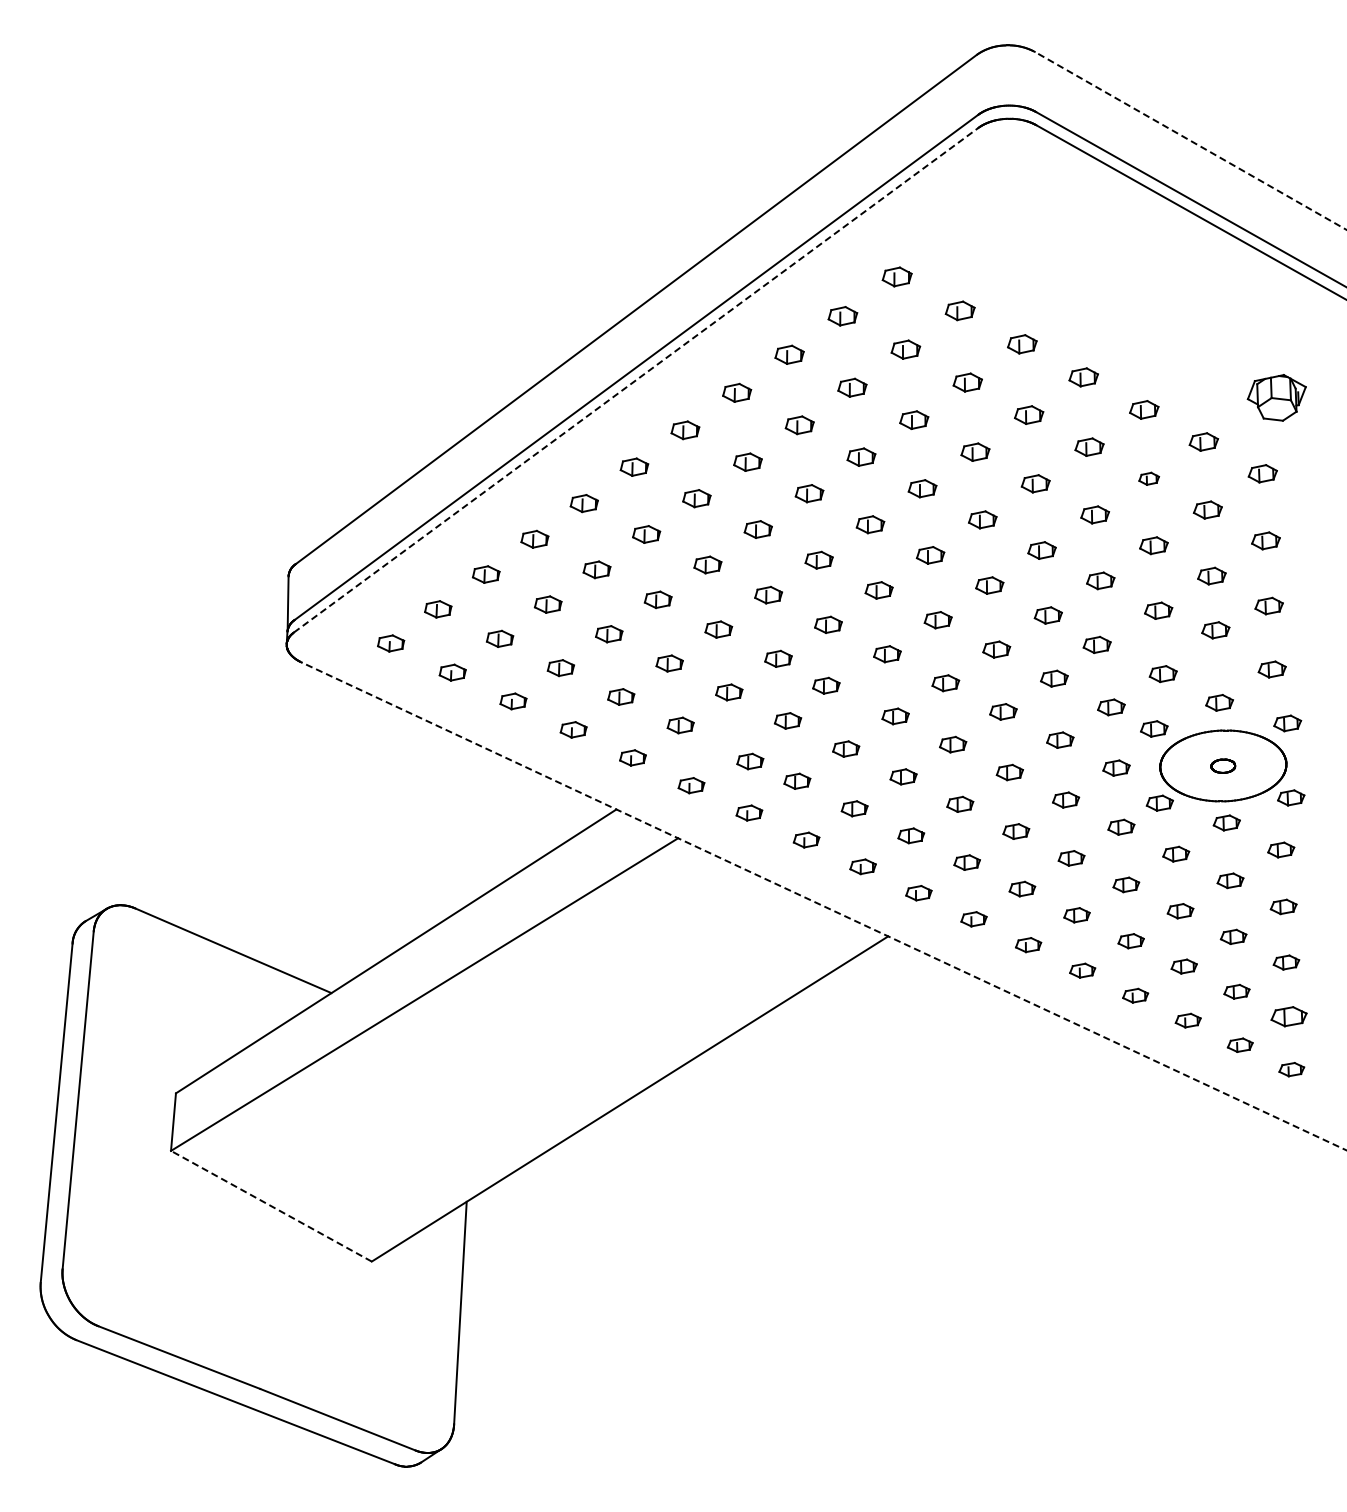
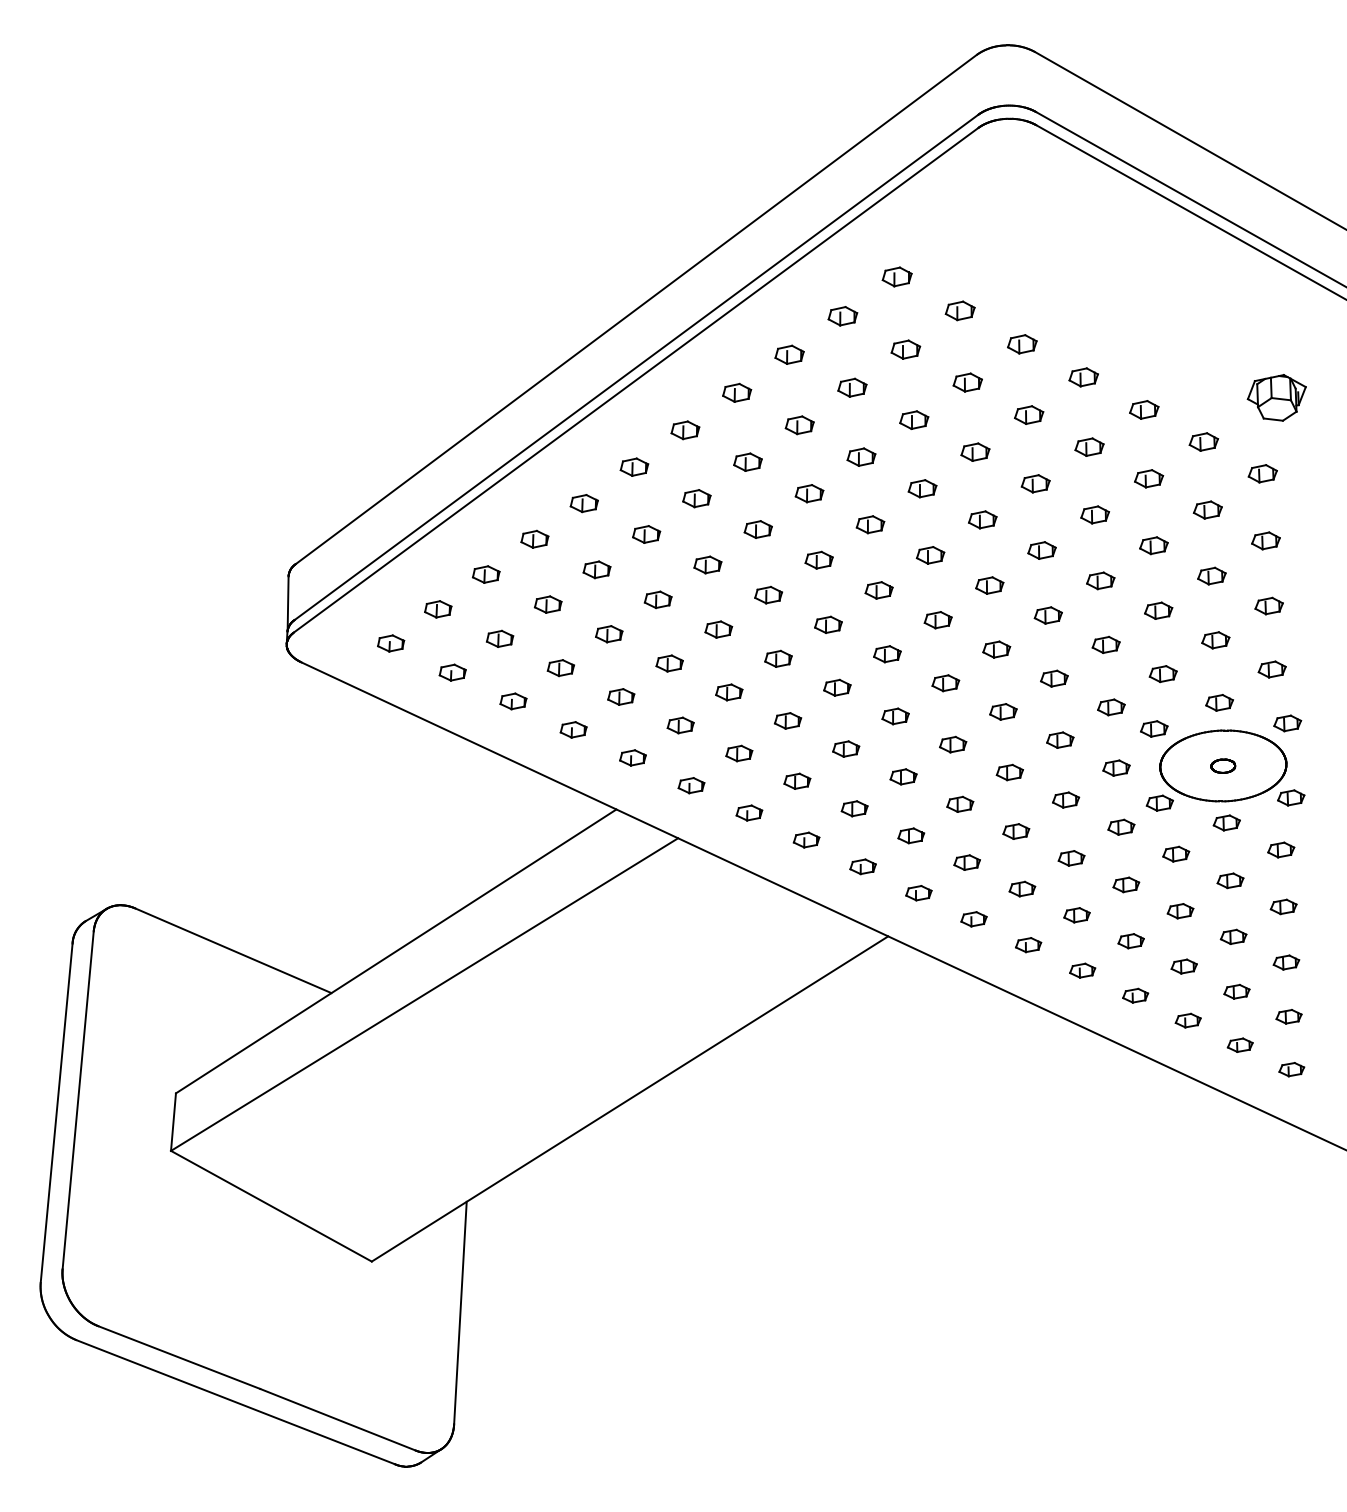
line: dashed -> solid (1190, 140)
line: dashed -> solid (636, 379)
part size: 23x15 px -> 31x20 px (1149, 478)
part position: (1215, 630) -> (1215, 640) (1215, 640)
part position: (1096, 644) -> (1105, 644) (1105, 644)
part position: (826, 685) -> (837, 687) (837, 687)
part position: (750, 761) -> (739, 753) (739, 753)
line: dashed -> solid (823, 906)
part size: 38x22 px -> 28x16 px (1288, 1016)
line: dashed -> solid (271, 1206)
